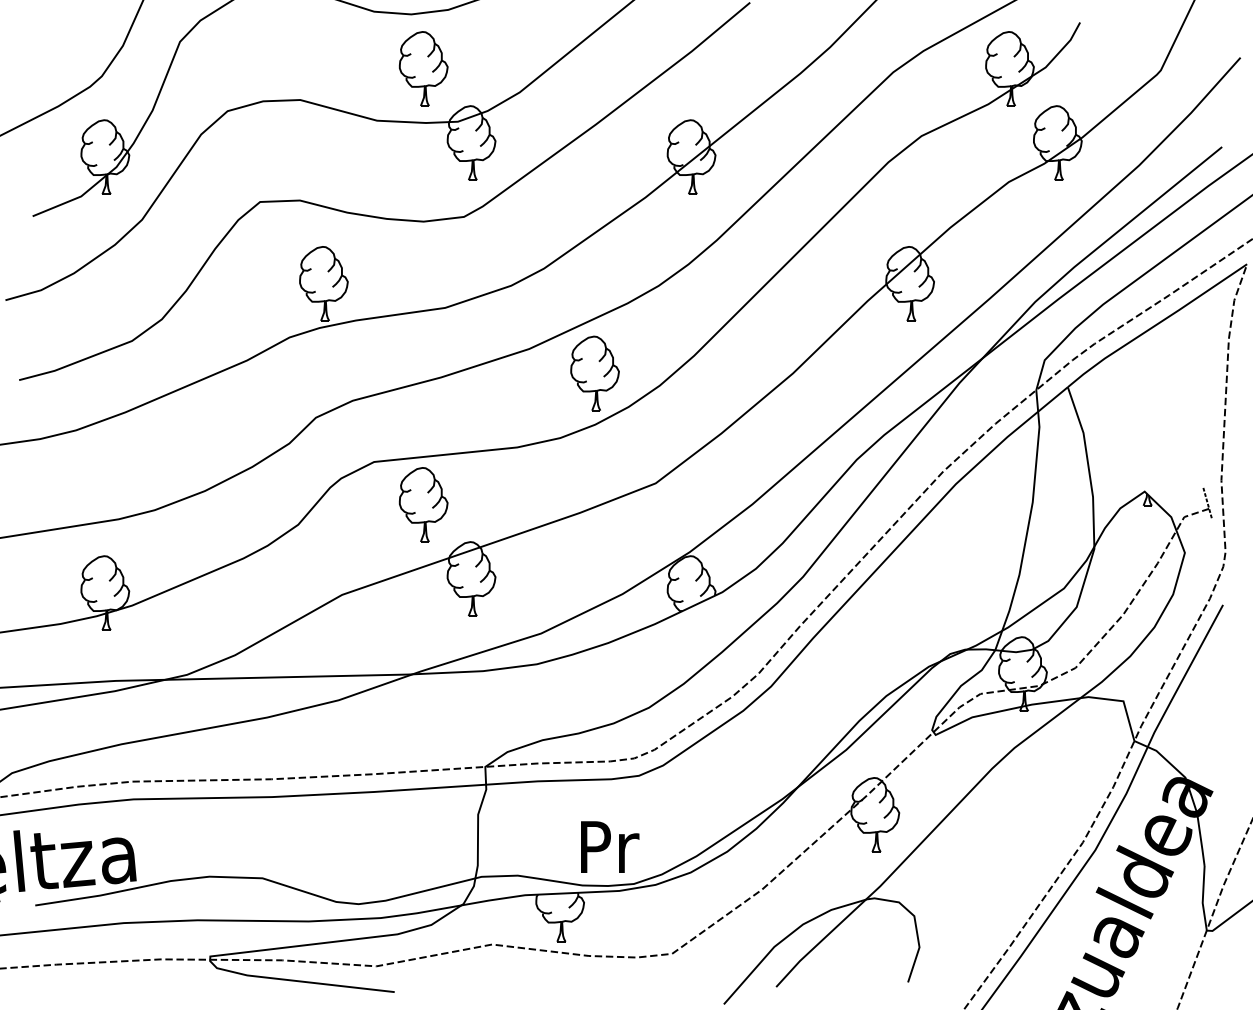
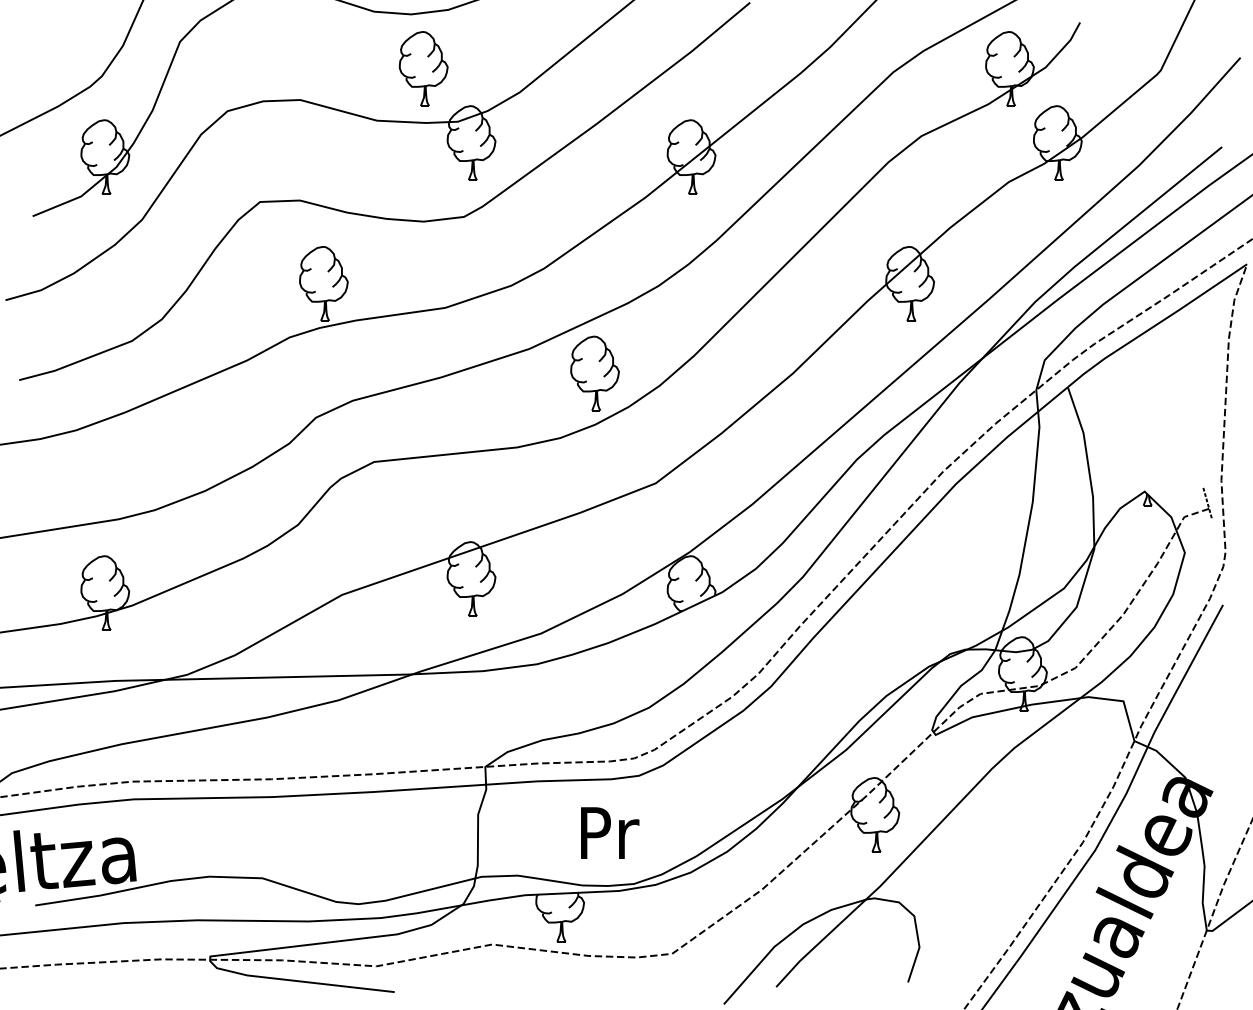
part: present -> none (423, 504)
text position: (610, 846) -> (610, 832) (610, 832)
